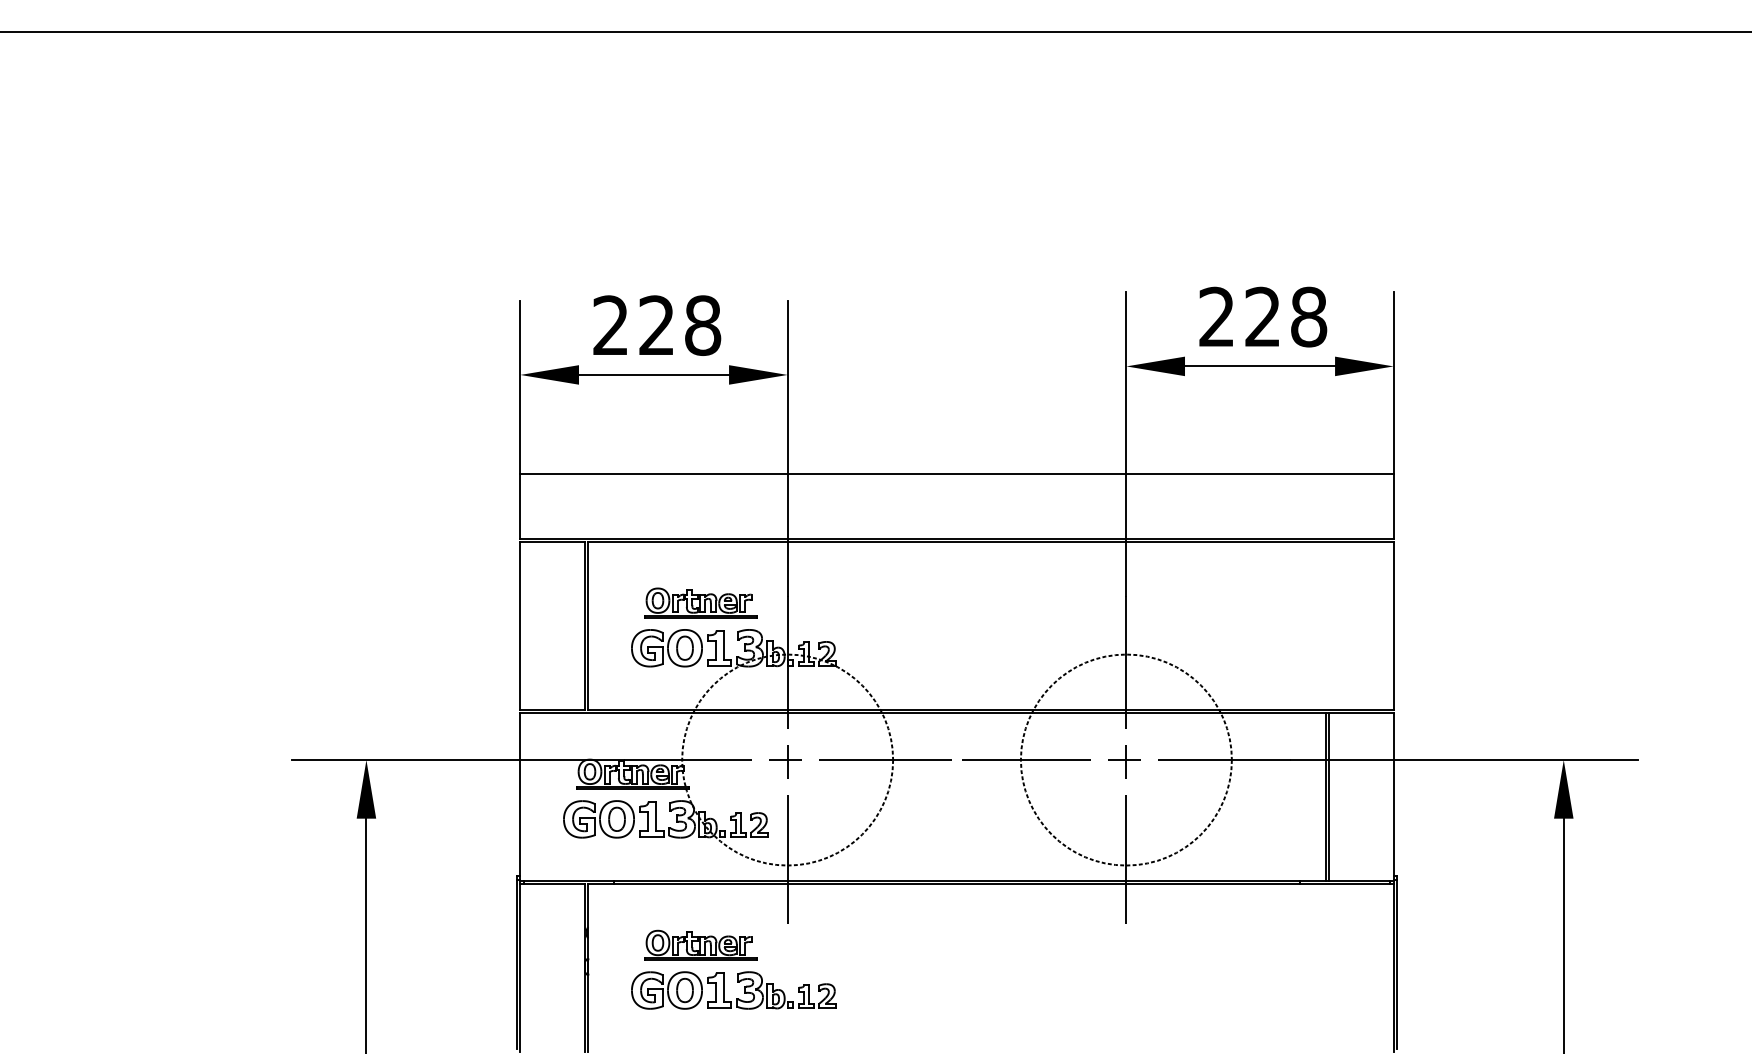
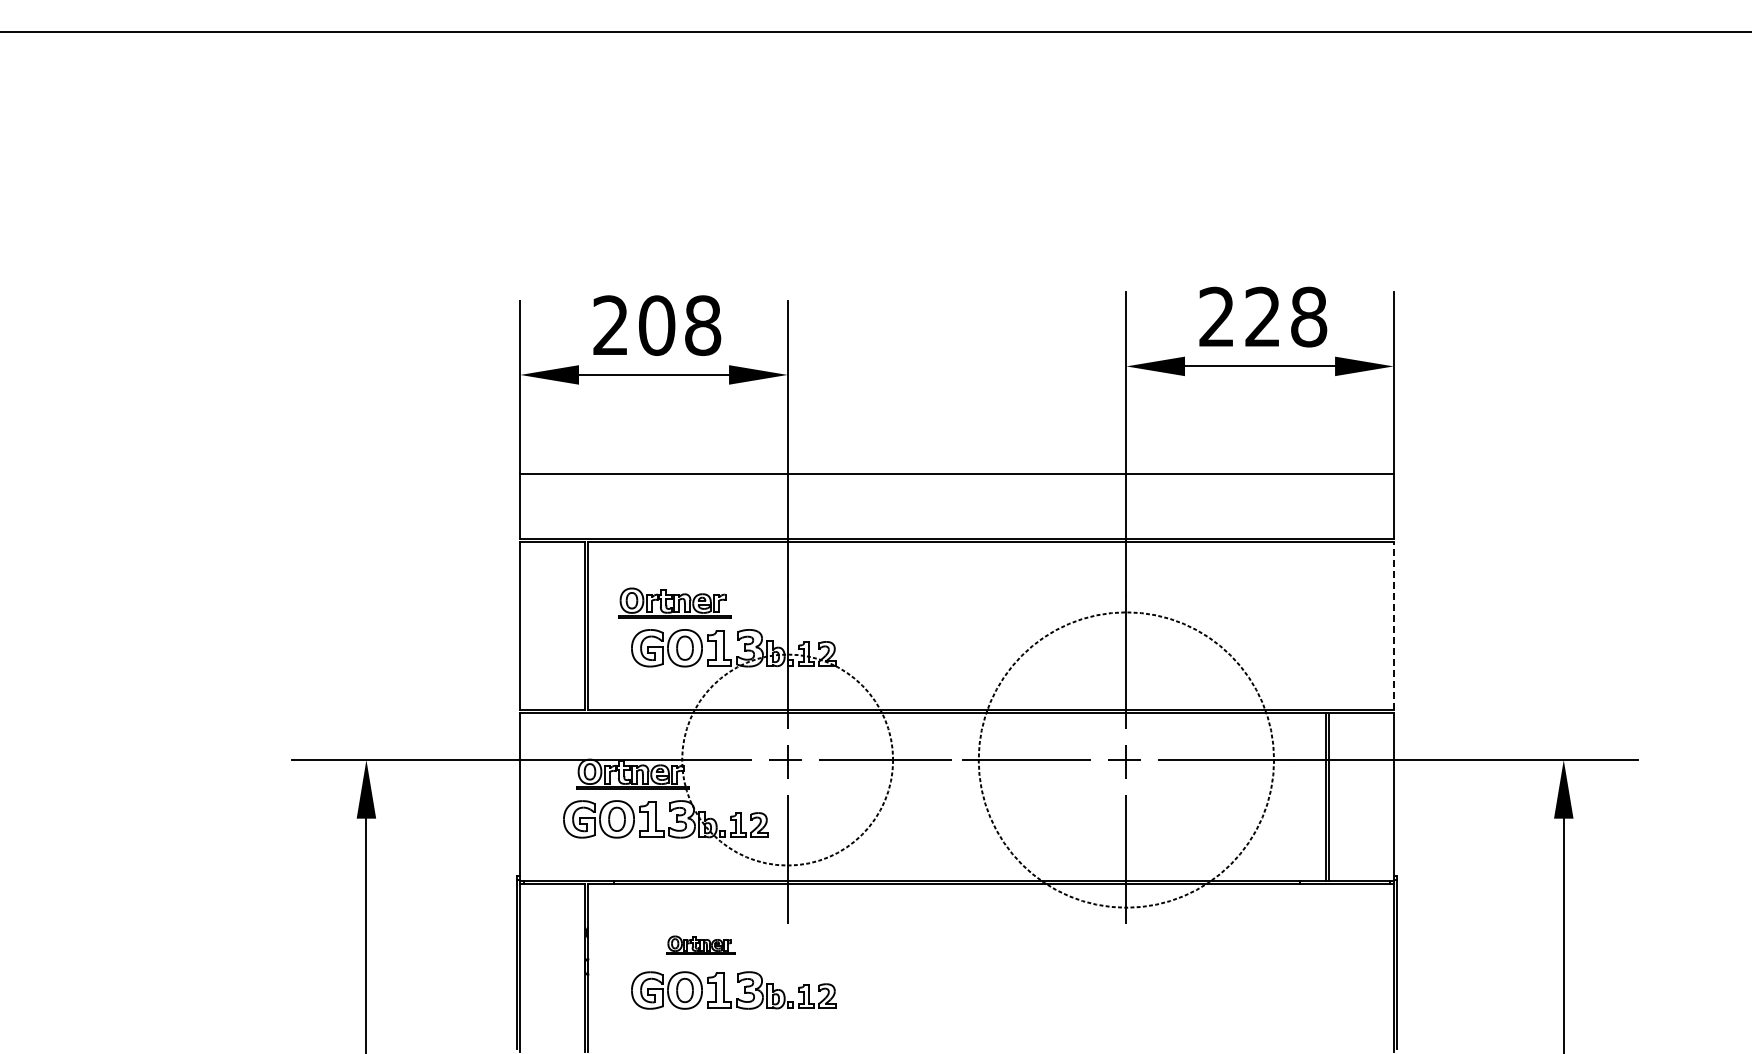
text: 228 -> 208 (657, 325)
part position: (700, 602) -> (674, 602) (674, 602)
line: solid -> dashed (1393, 625)
circle diameter: 211 px -> 295 px (1126, 759)
part size: 114x32 px -> 70x20 px (700, 944)
